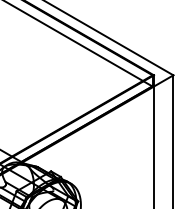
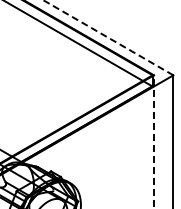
line: solid -> dashed (108, 37)
line: solid -> dashed (153, 141)
